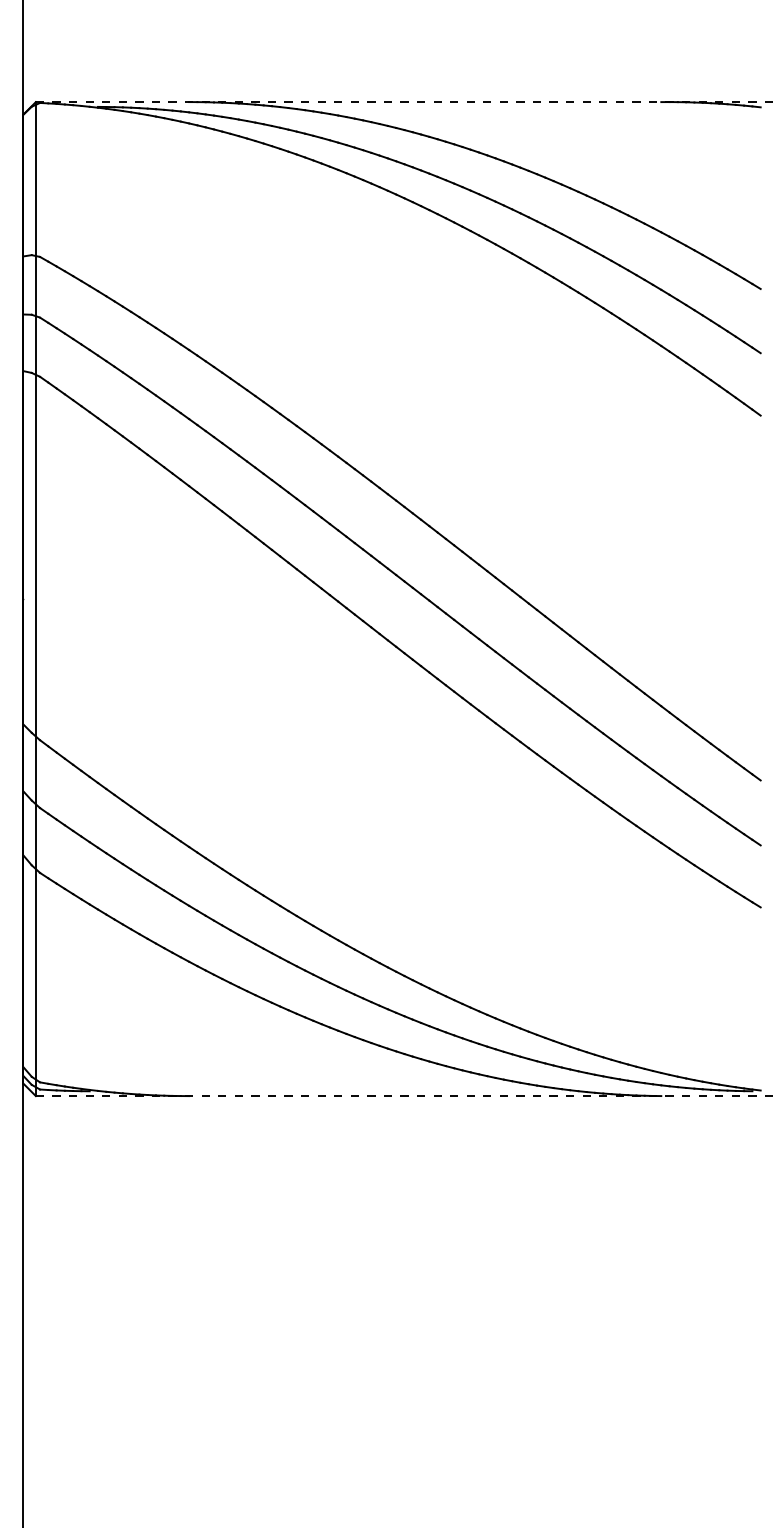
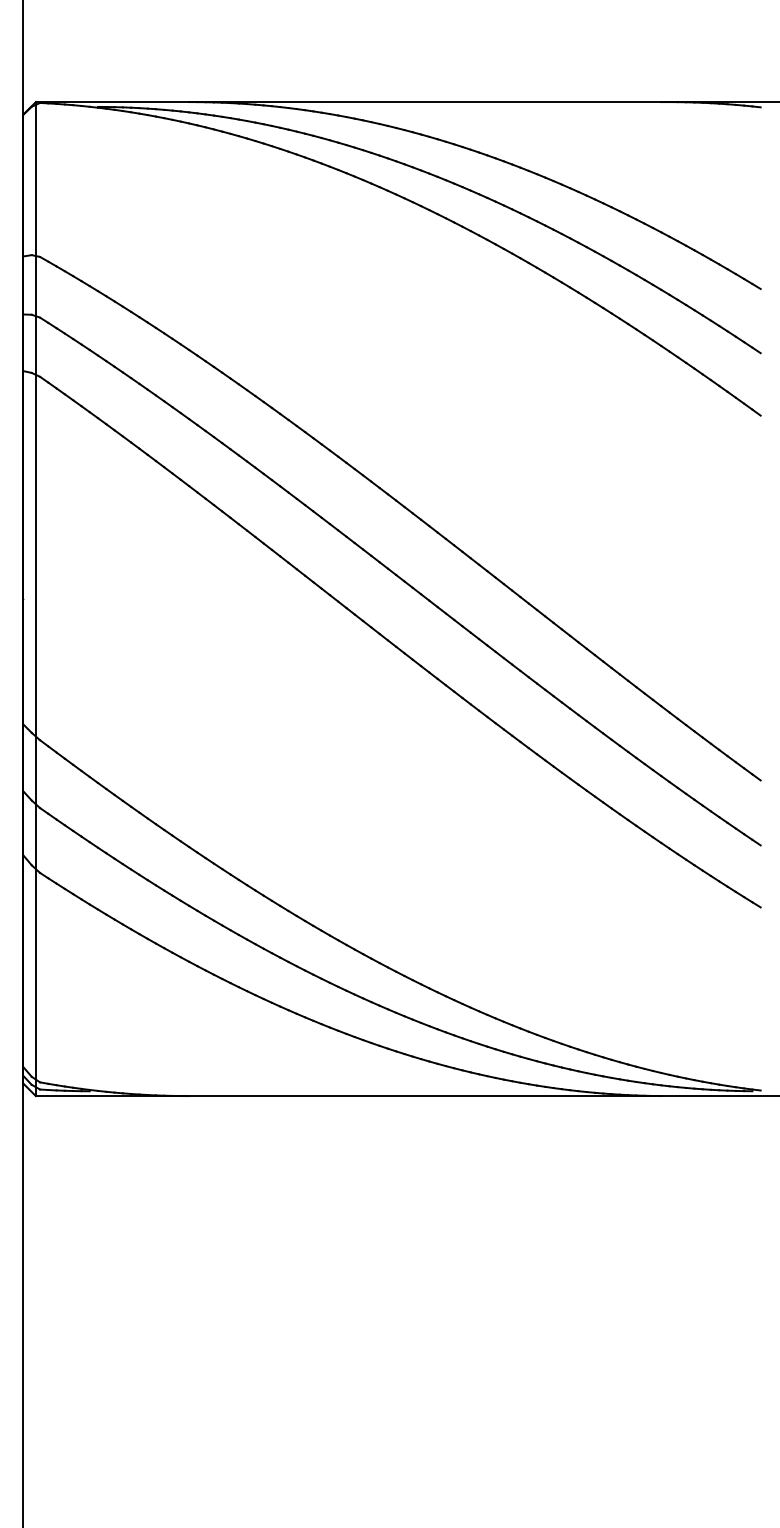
line: dashed -> solid (407, 102)
line: dashed -> solid (407, 1096)
